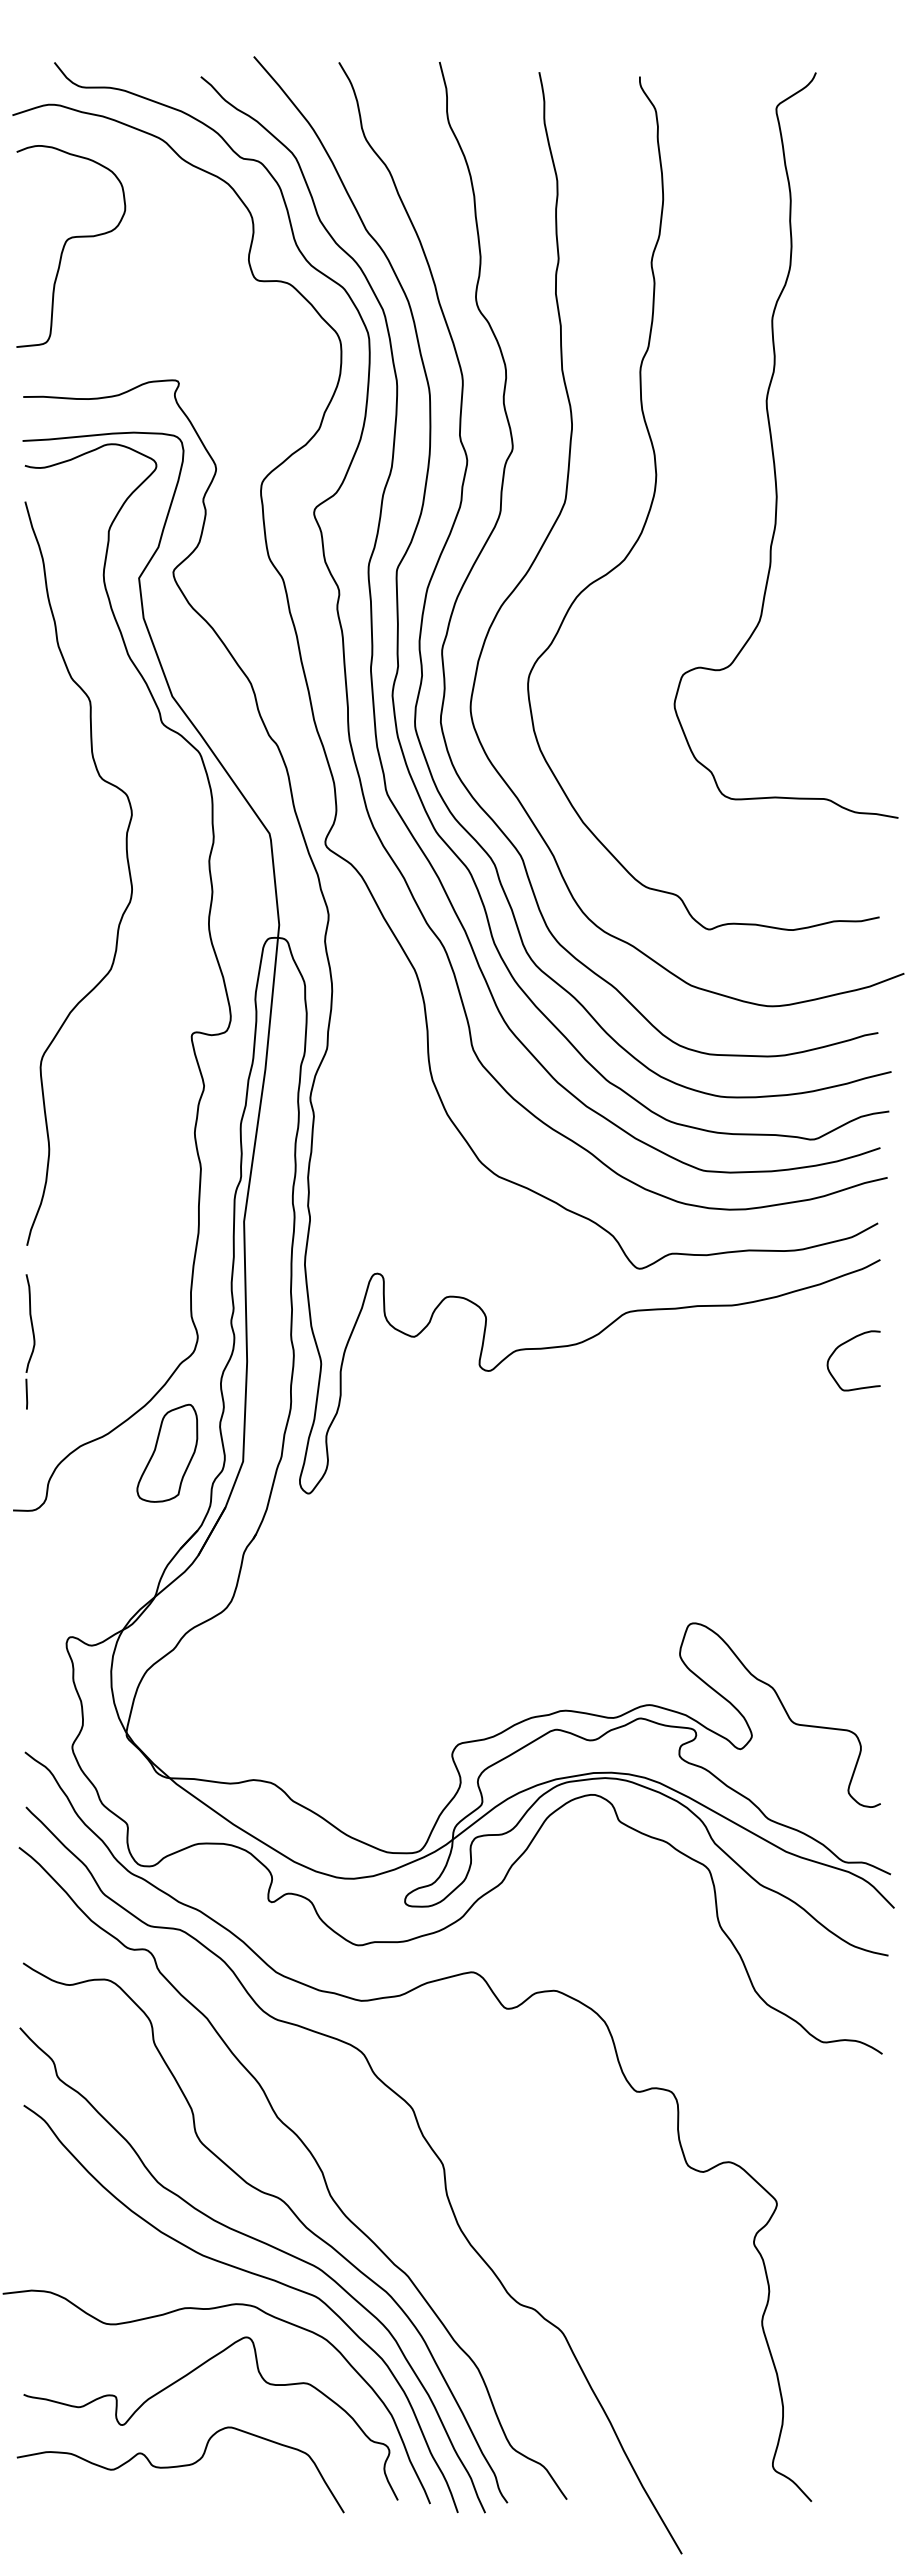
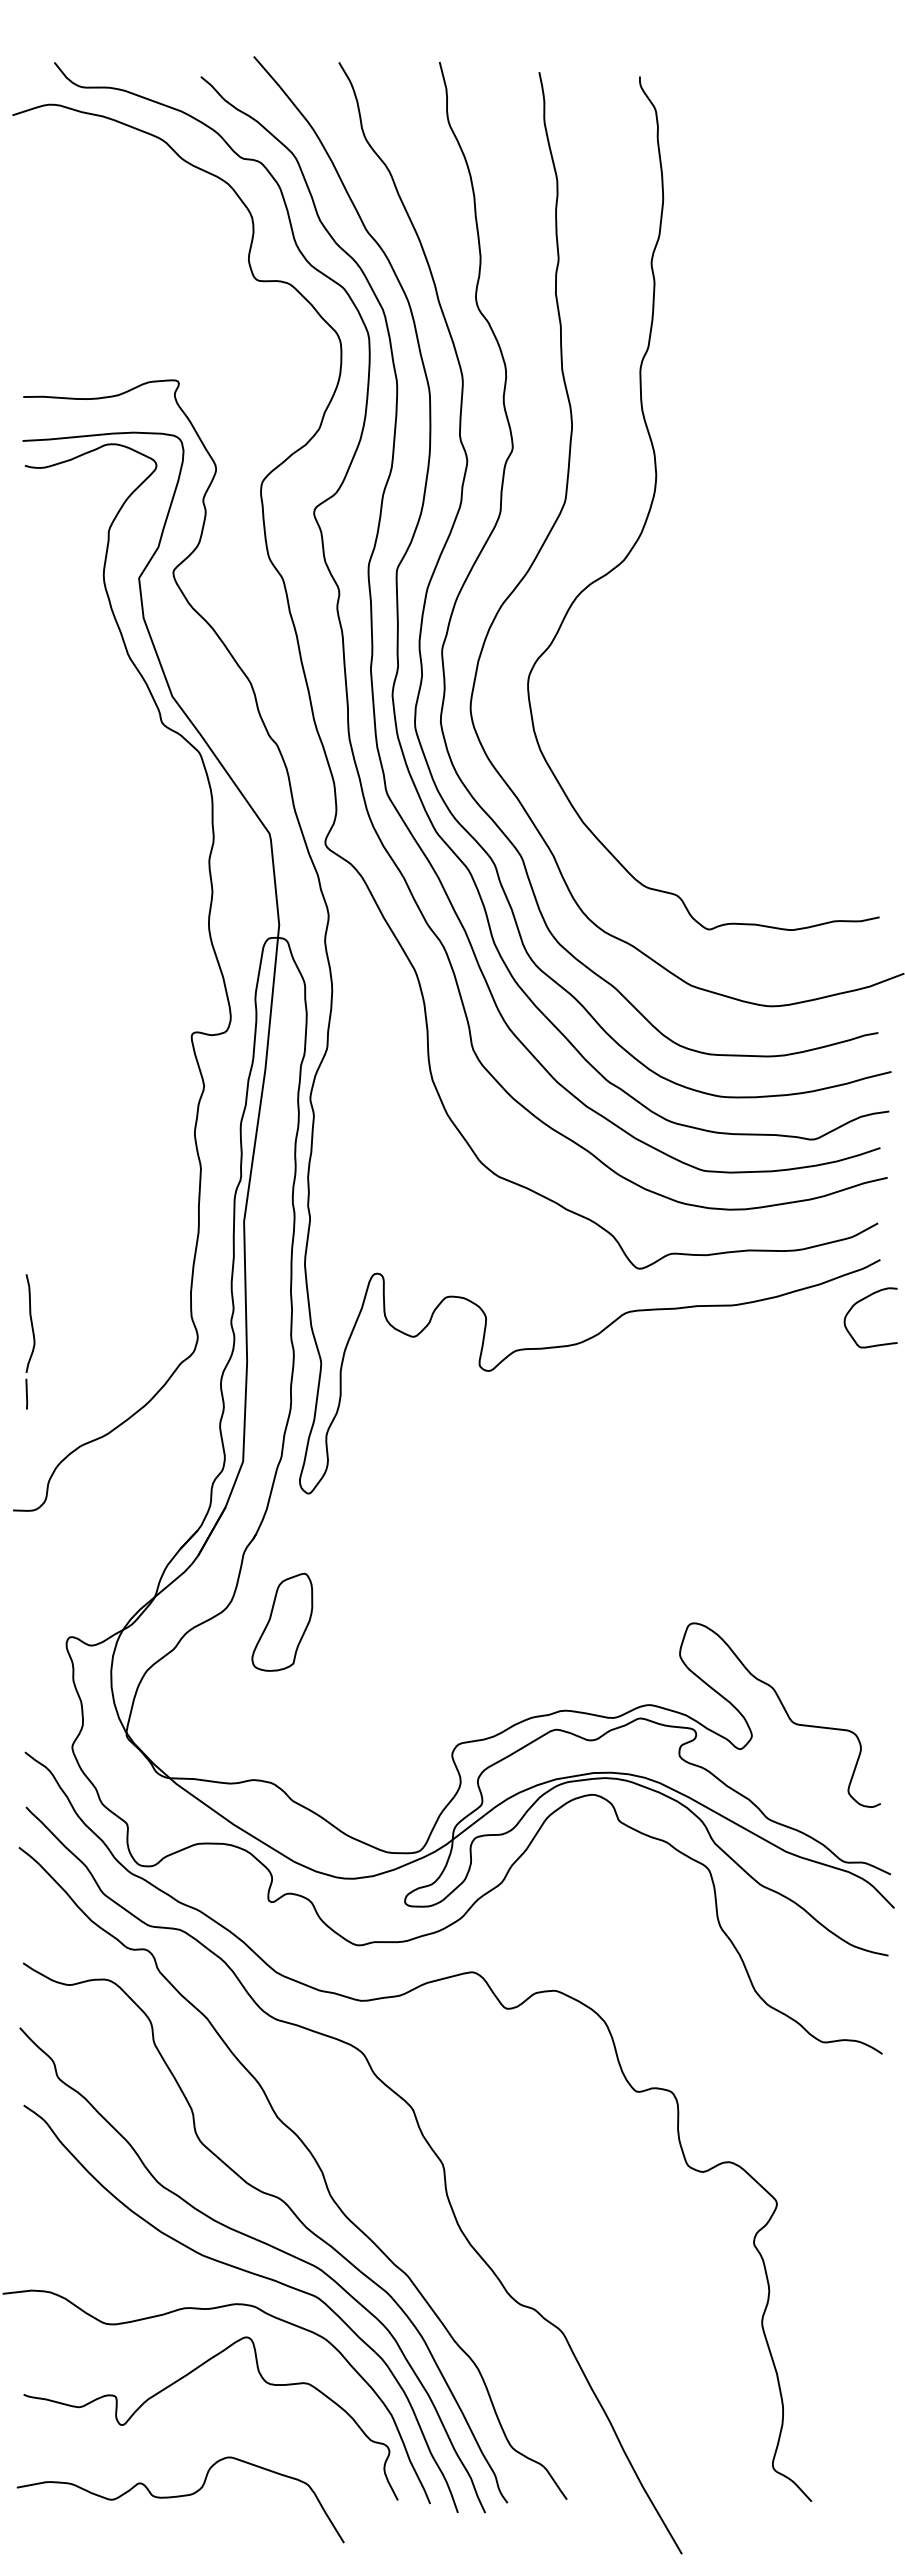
curve: present -> none (66, 243)
curve: present -> none (773, 447)
curve: present -> none (127, 865)
curve position: (844, 1344) -> (861, 1301) (861, 1301)
part position: (167, 1452) -> (282, 1621) (282, 1621)
curve position: (180, 2467) -> (180, 2497) (180, 2497)
